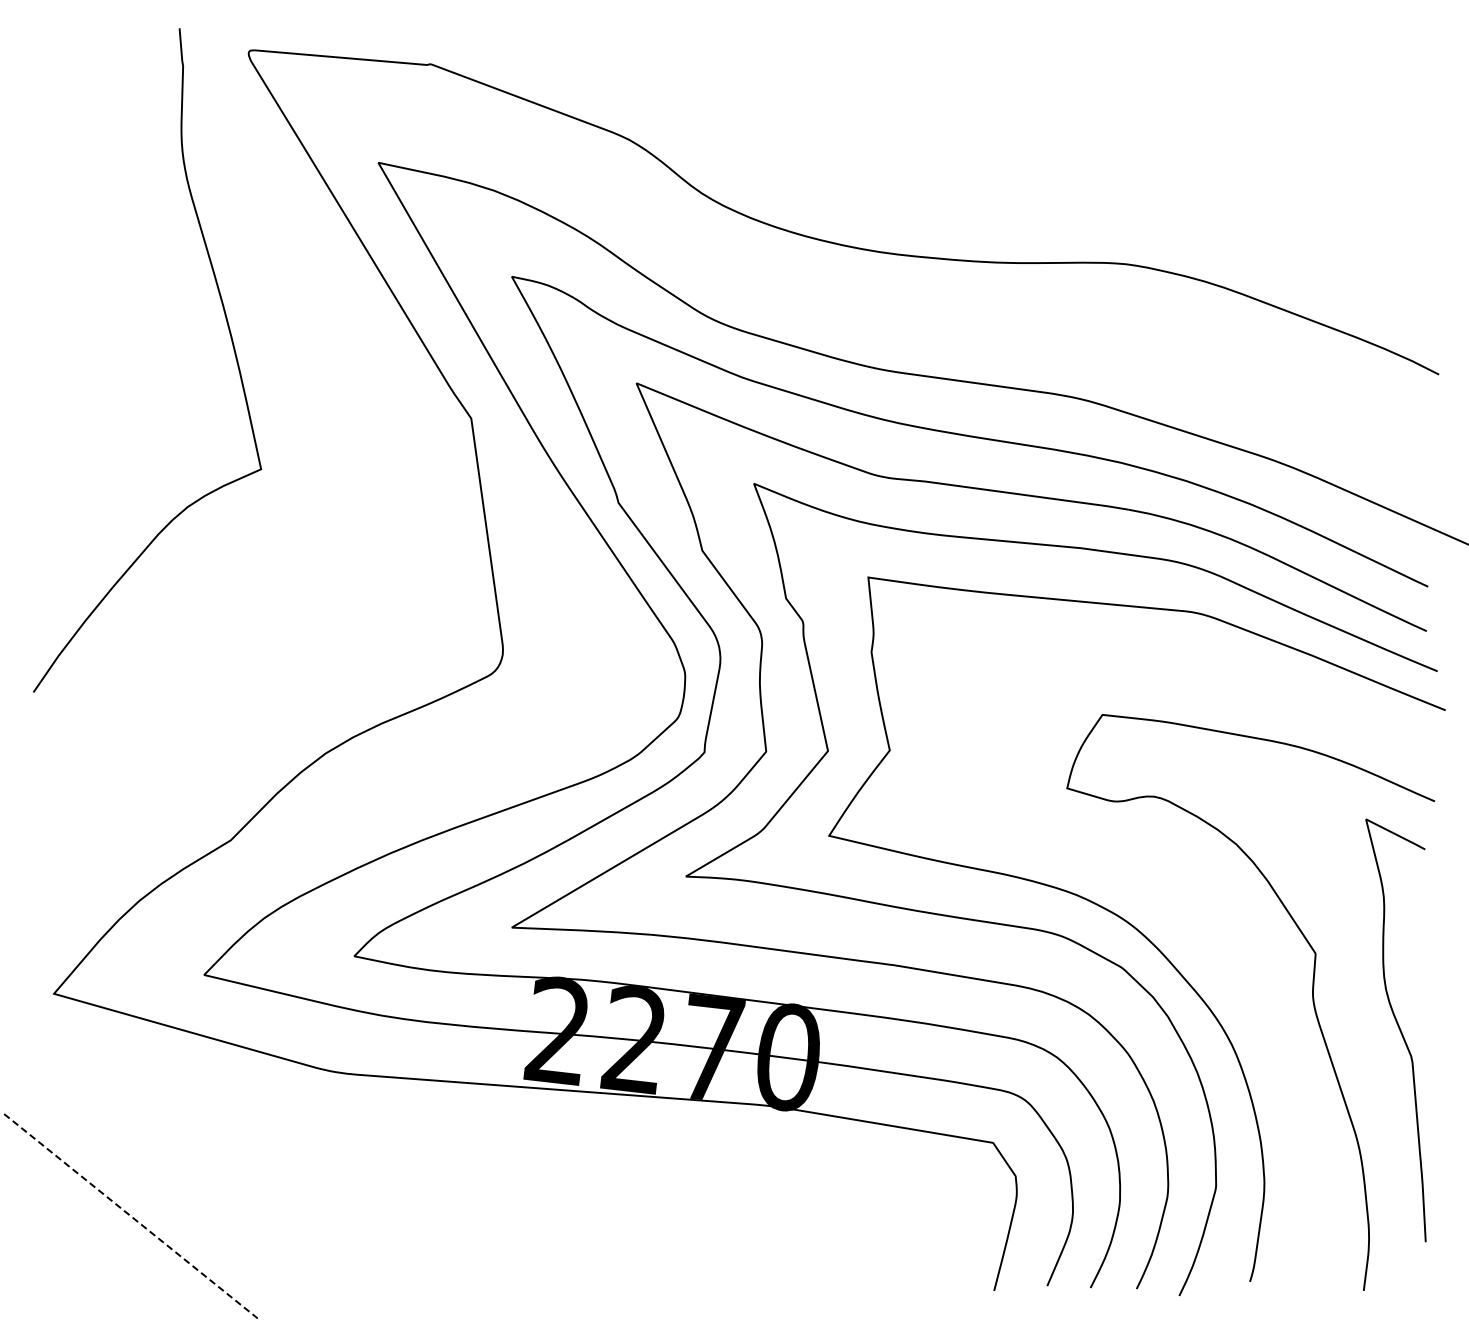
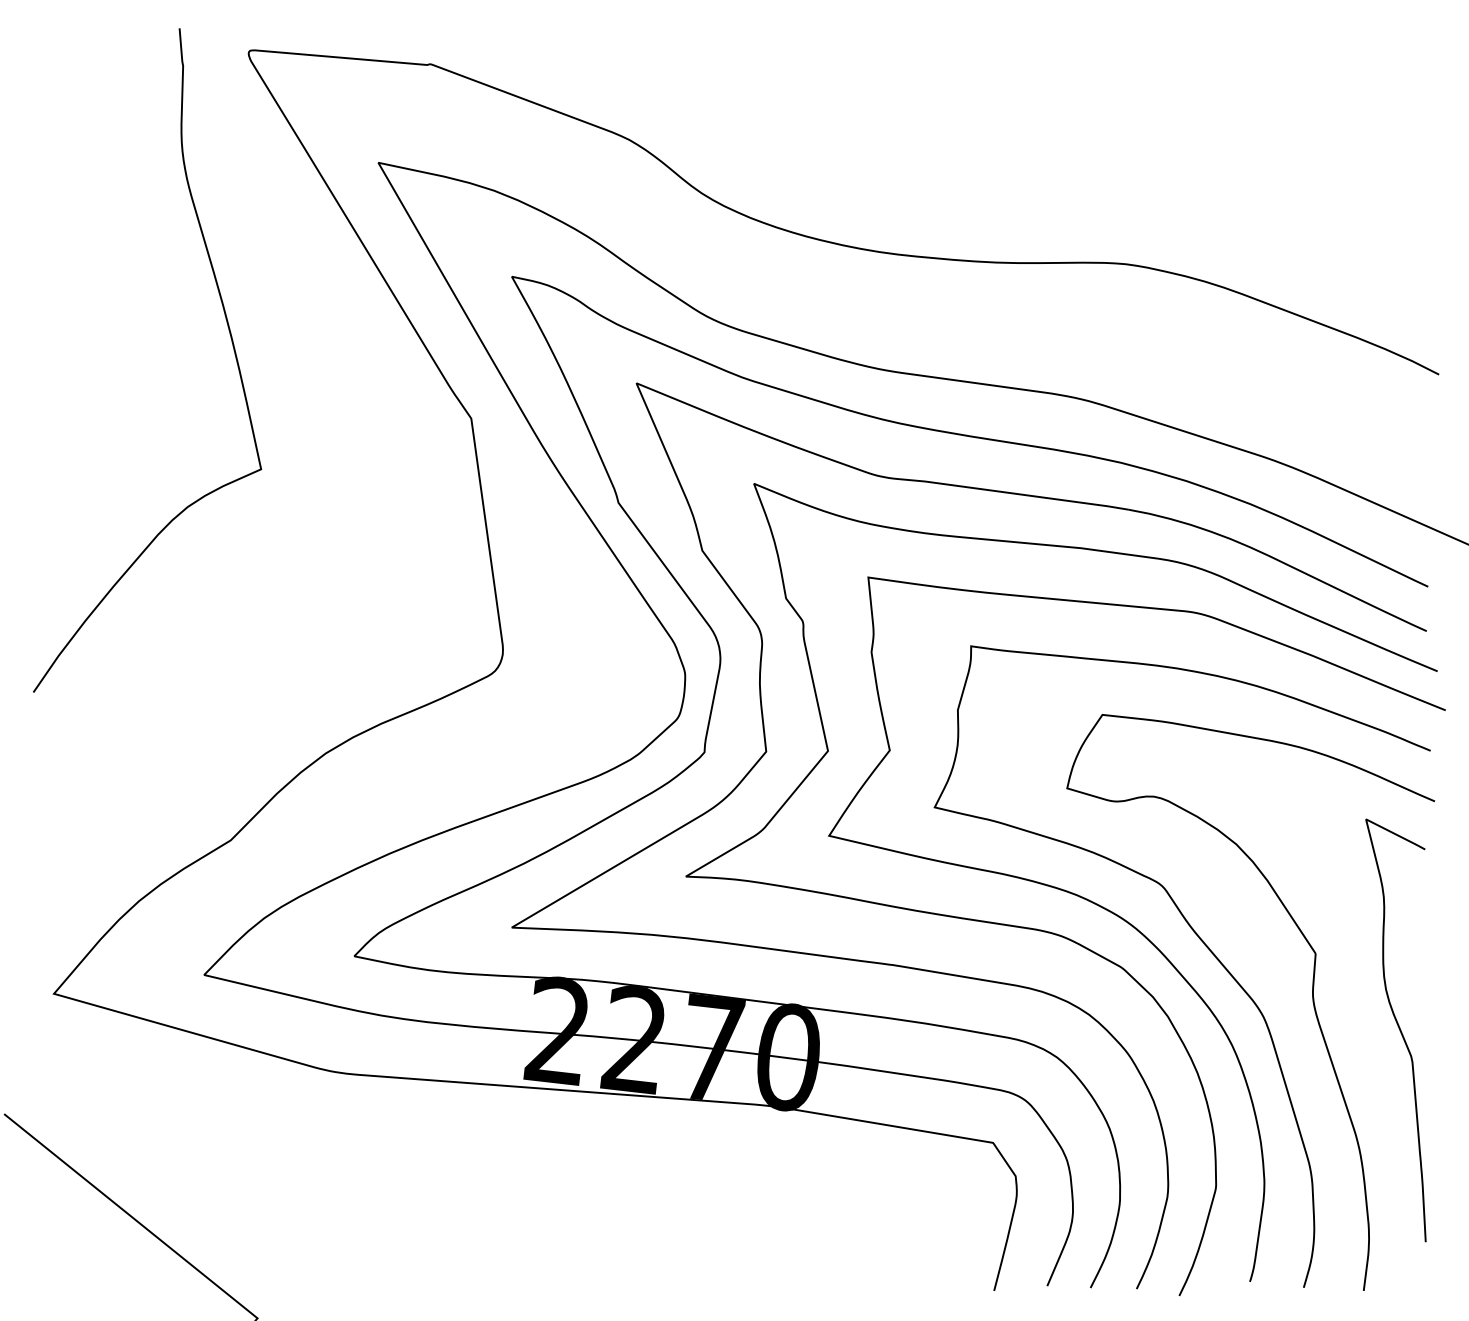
curve: none -> present (1204, 945)
line: dashed -> solid (132, 1217)
